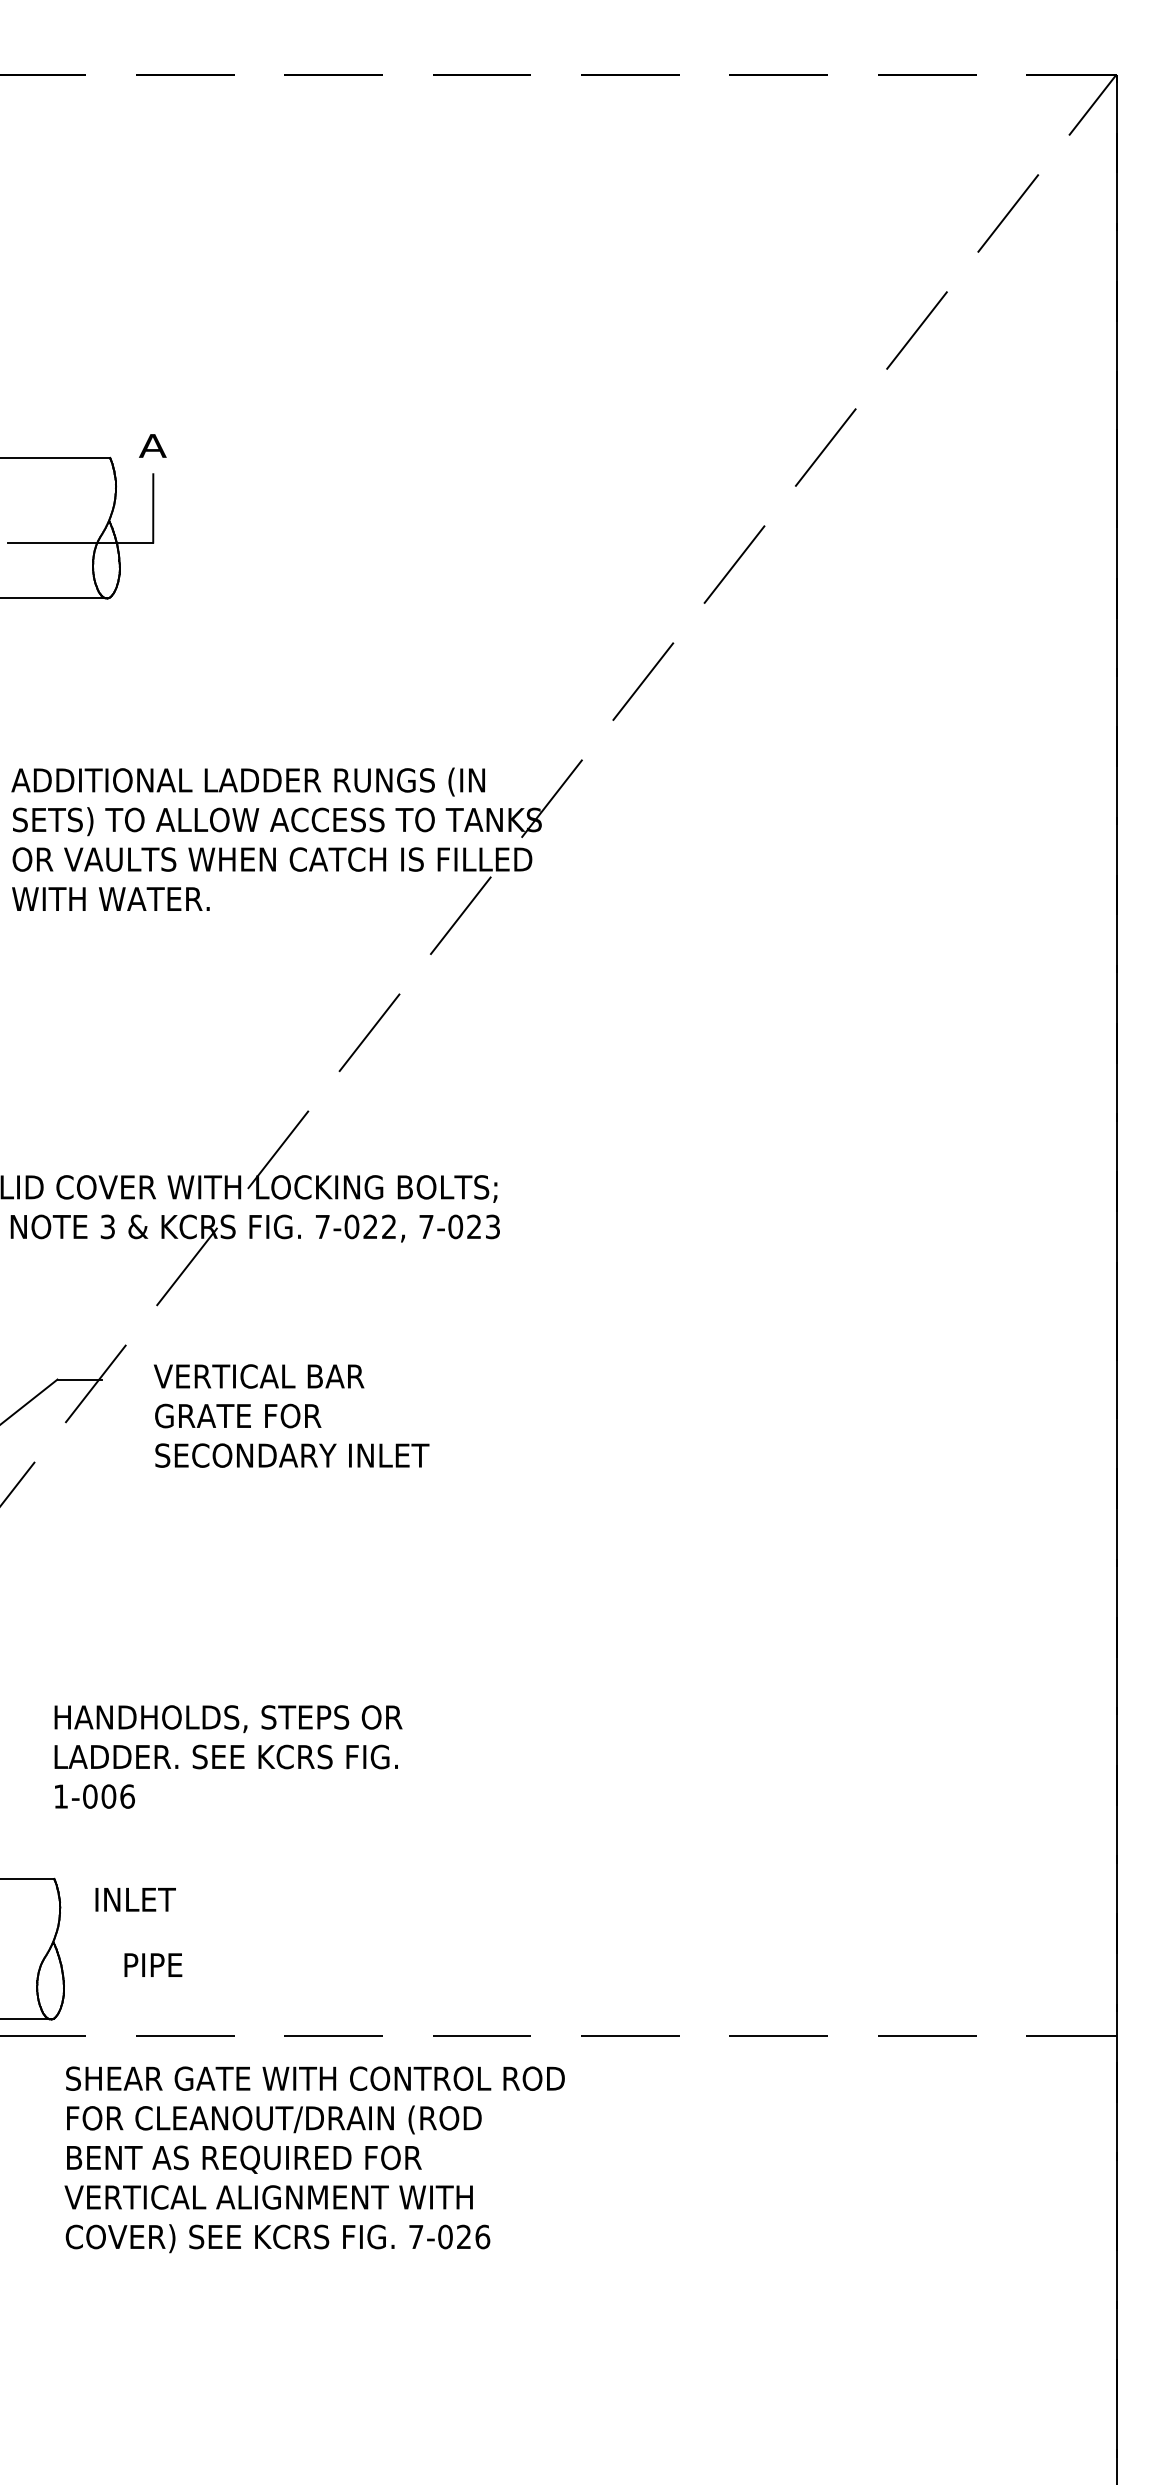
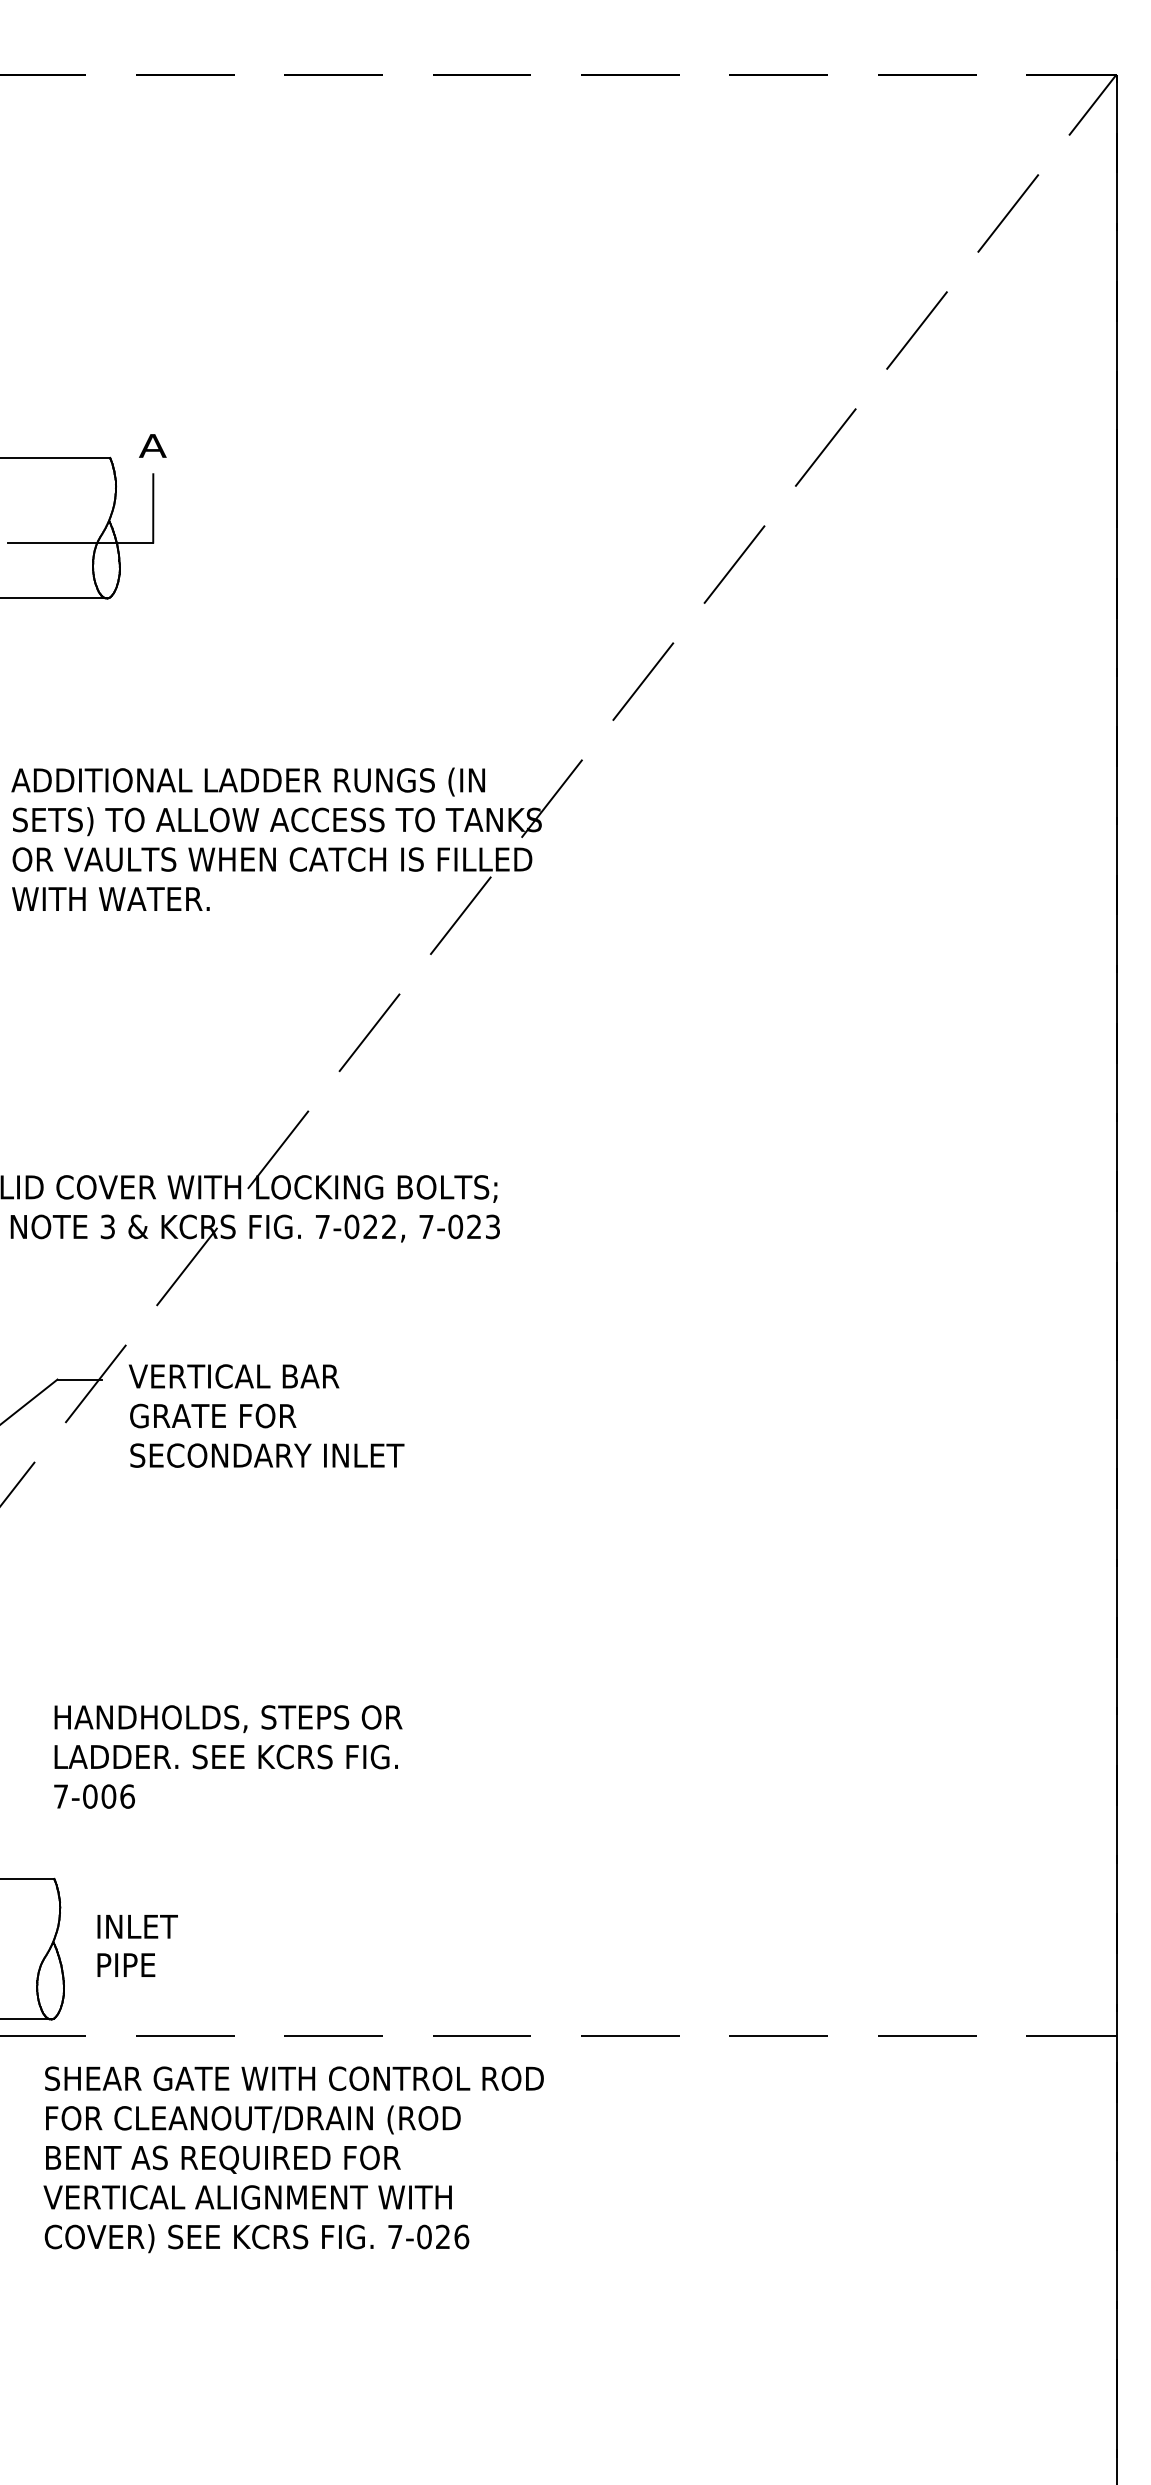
text position: (291, 1415) -> (266, 1415) (266, 1415)
text: 1-006 -> 7-006 (60, 1796)
text position: (135, 1899) -> (137, 1926) (137, 1926)
text position: (153, 1964) -> (126, 1964) (126, 1964)
text position: (314, 2159) -> (293, 2159) (293, 2159)
